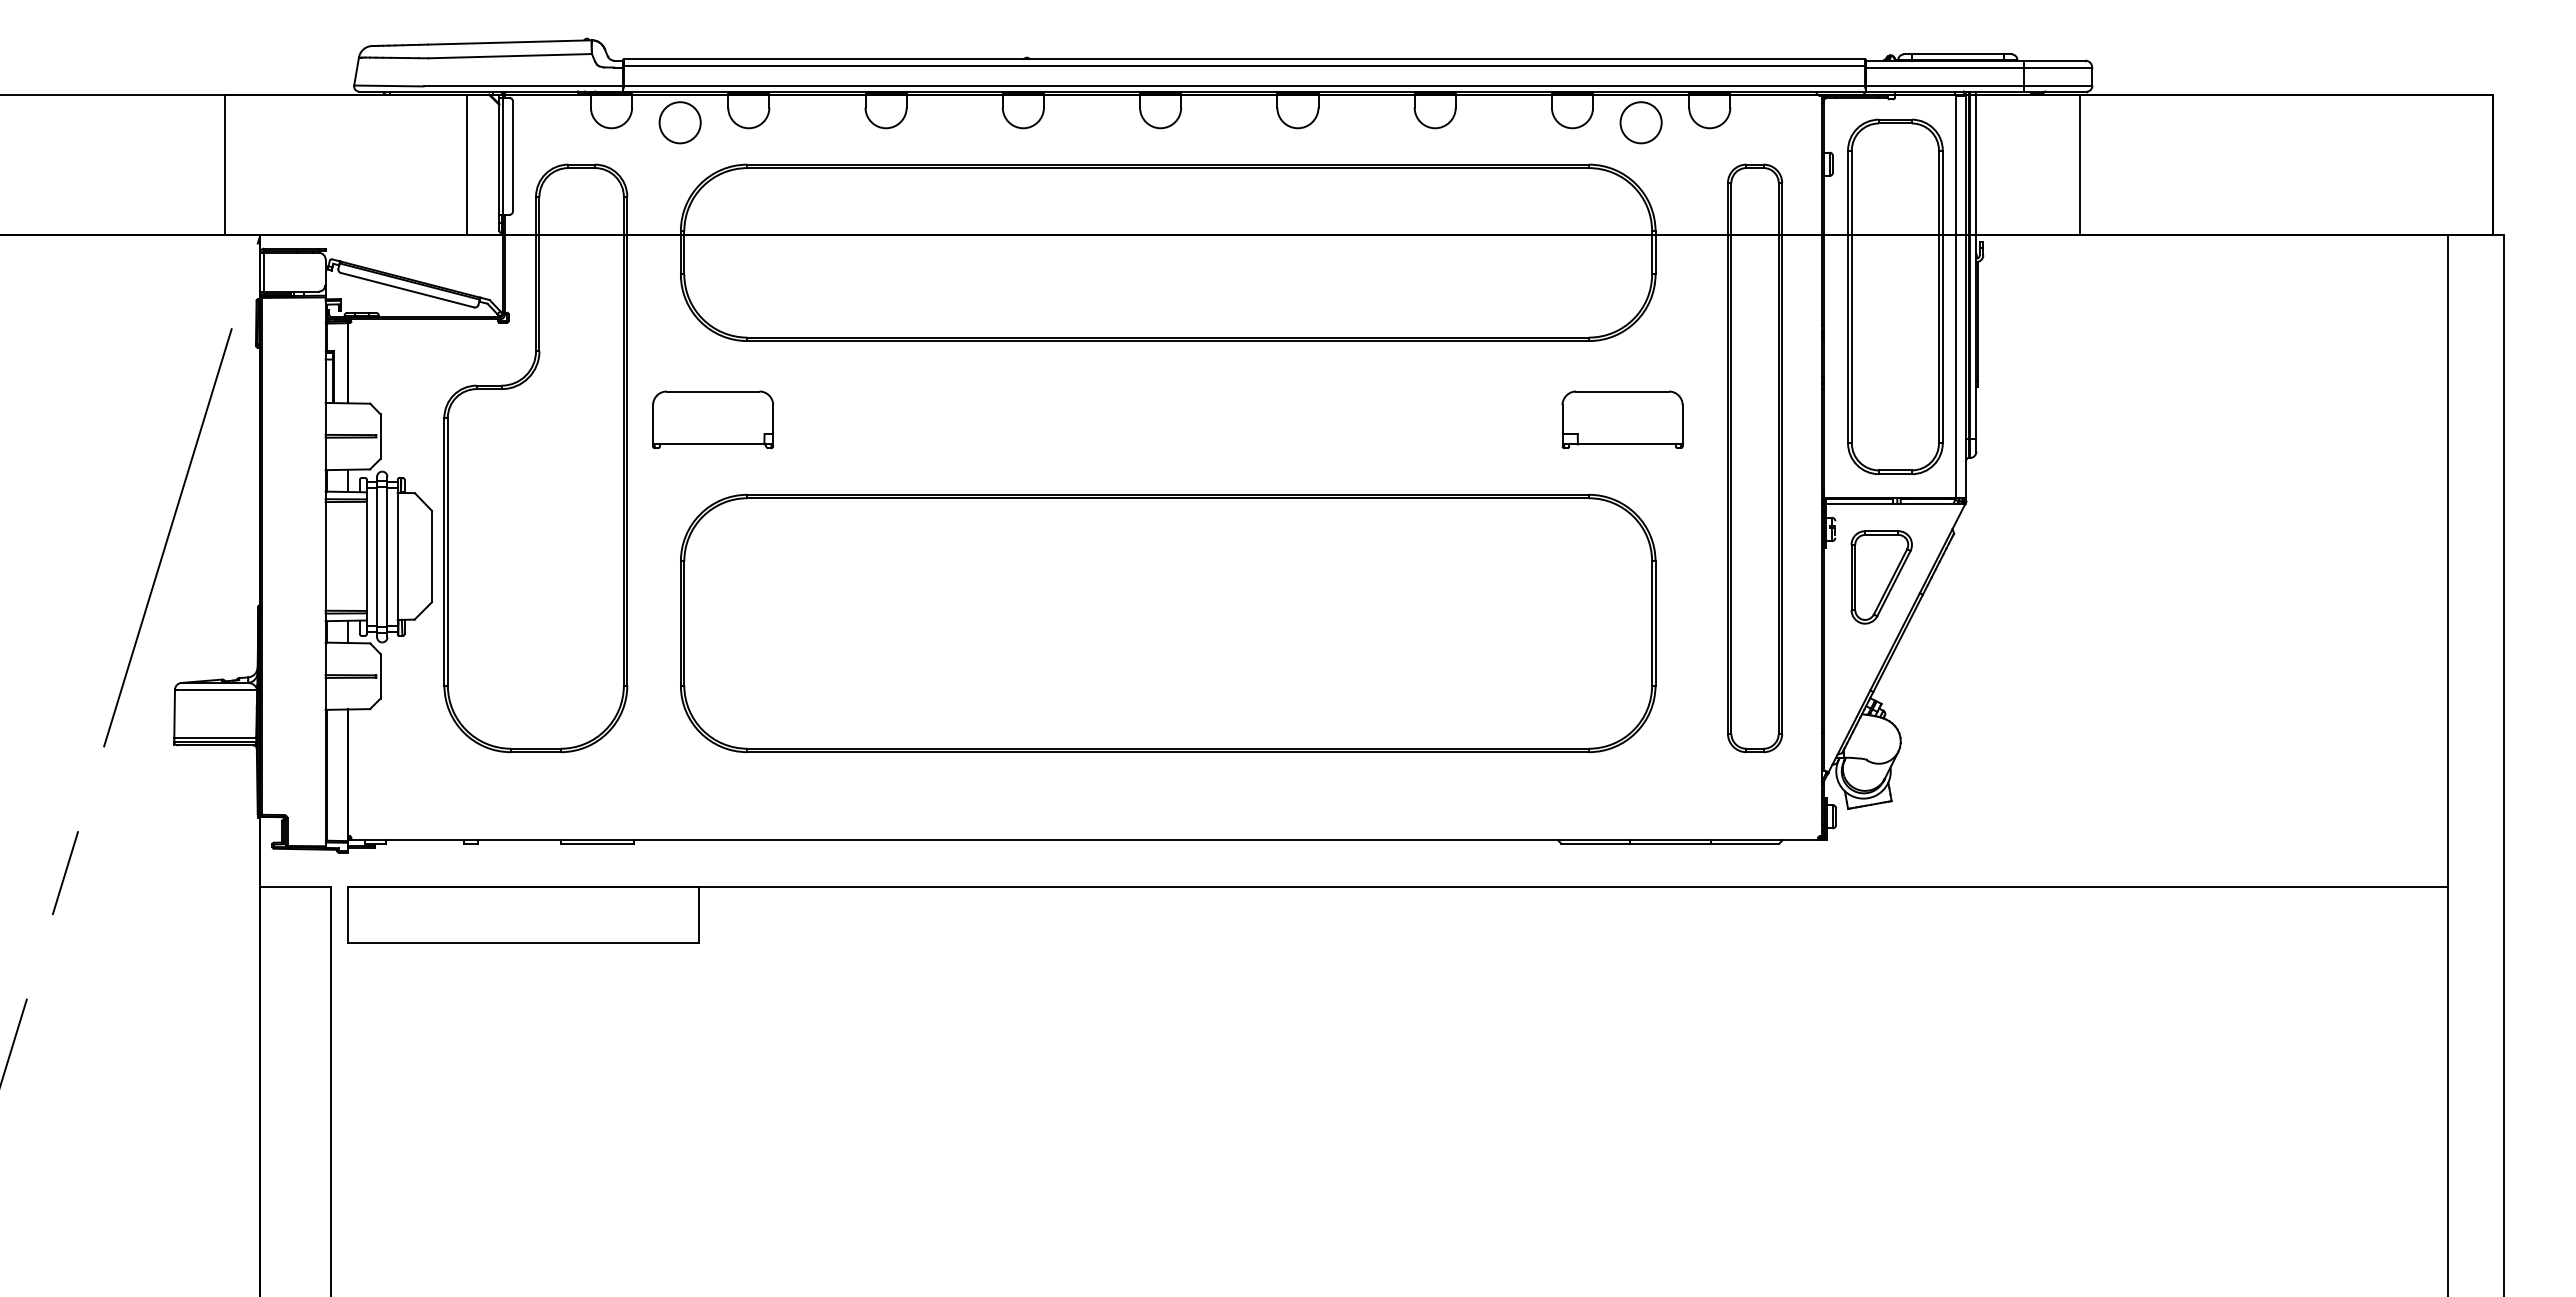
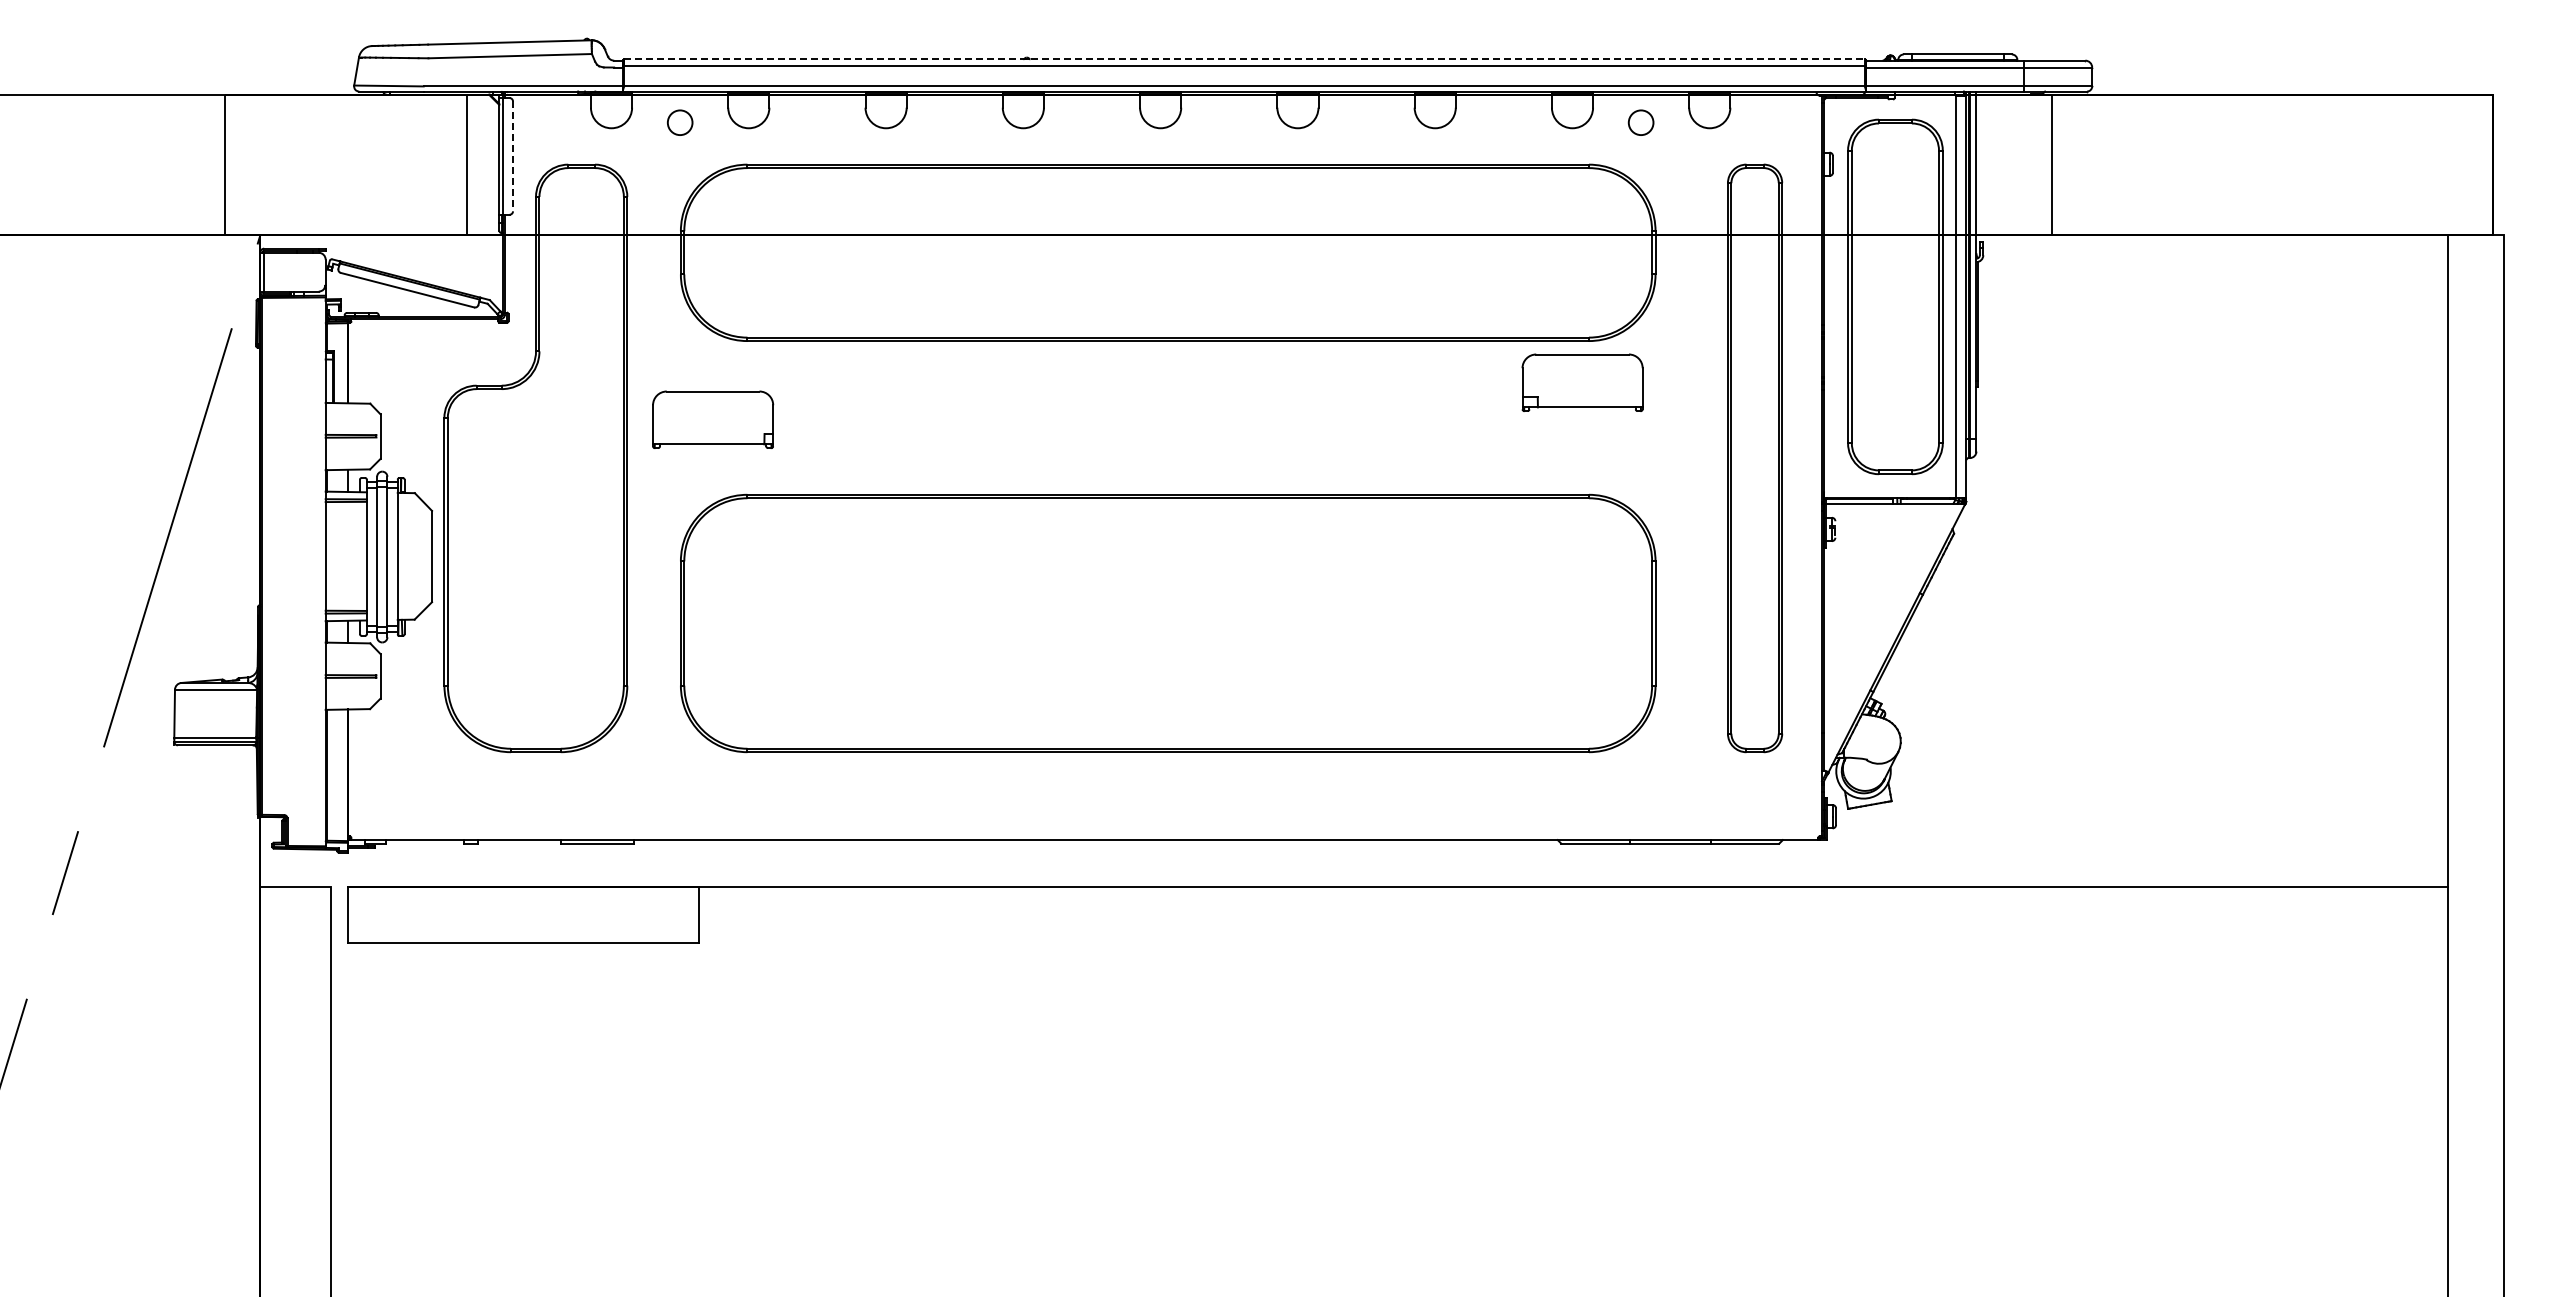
line: solid -> dashed (1244, 59)
circle diameter: 41 px -> 25 px (679, 122)
circle diameter: 41 px -> 25 px (1640, 122)
line: solid -> dashed (513, 156)
line position: (2079, 164) -> (2051, 164) (2051, 164)
part position: (1622, 419) -> (1582, 382) (1582, 382)
part: present -> none (1881, 577)
